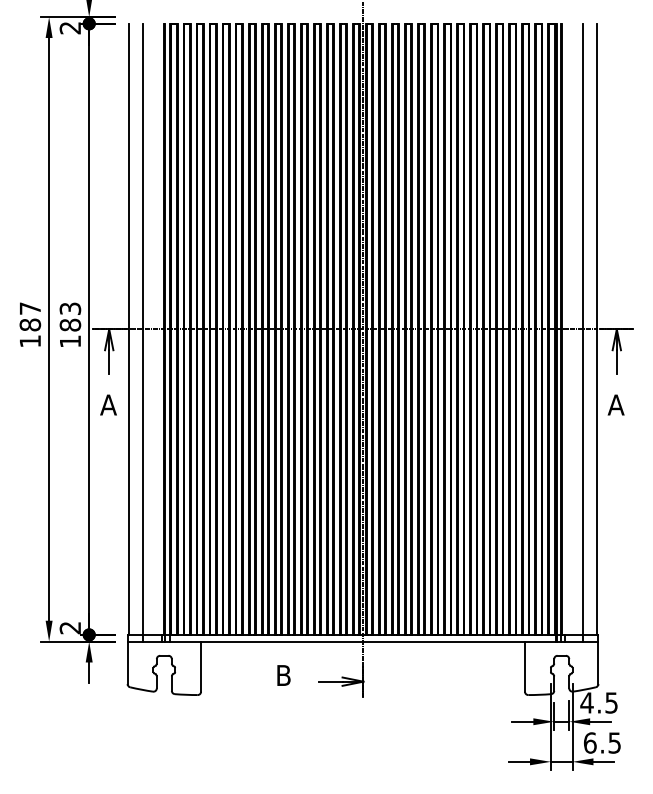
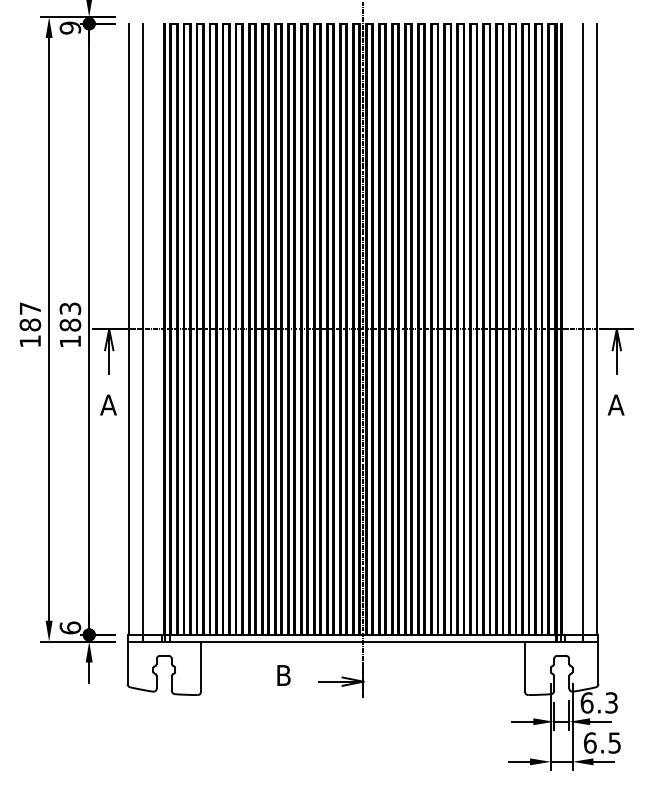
text: 2 -> 9 (70, 27)
text: 2 -> 6 (70, 627)
text: 4.5 -> 6.3 (598, 702)
